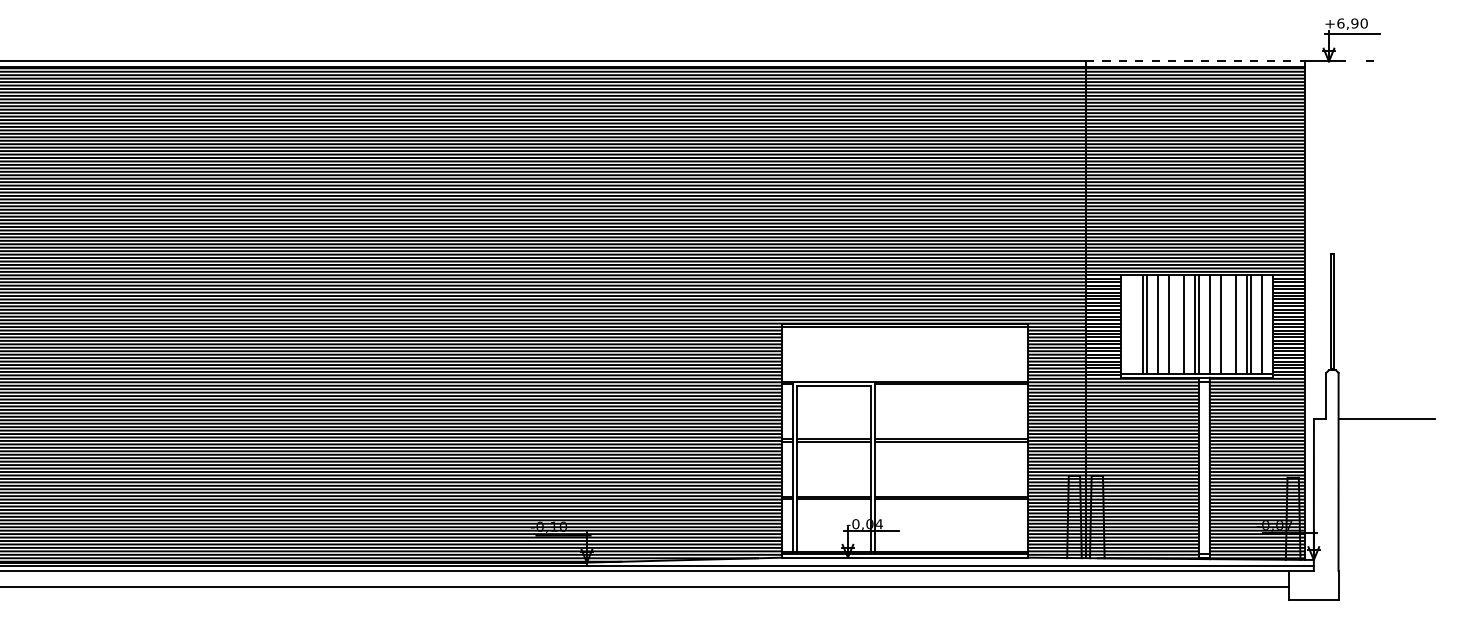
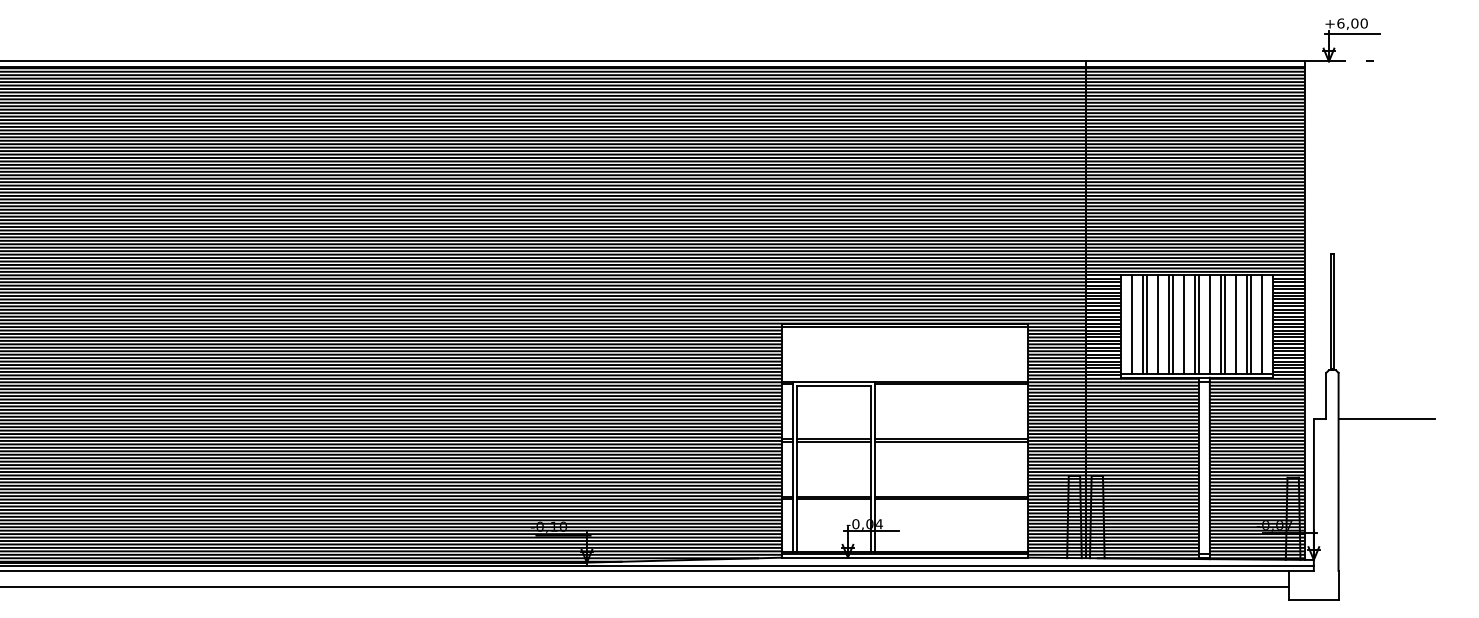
text: +6,90 -> +6,00 (1354, 23)
line: dashed -> solid (1195, 61)
line: none -> present (1132, 324)
line: none -> present (1172, 324)
line: none -> present (1224, 324)
